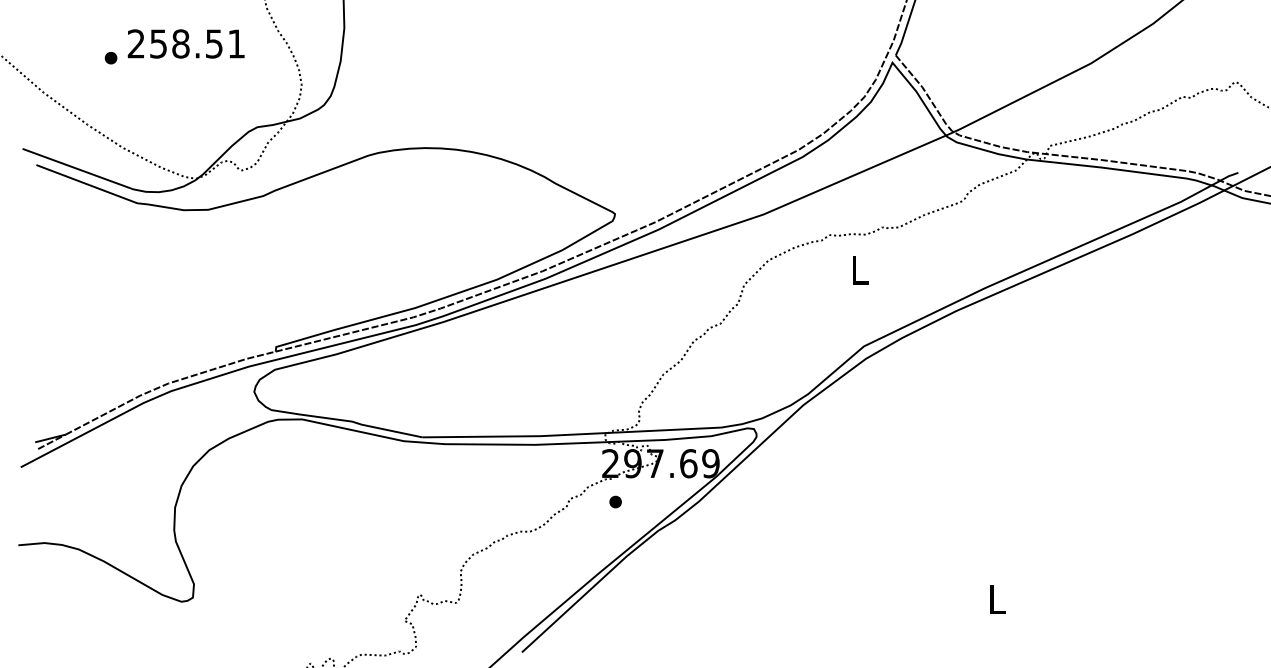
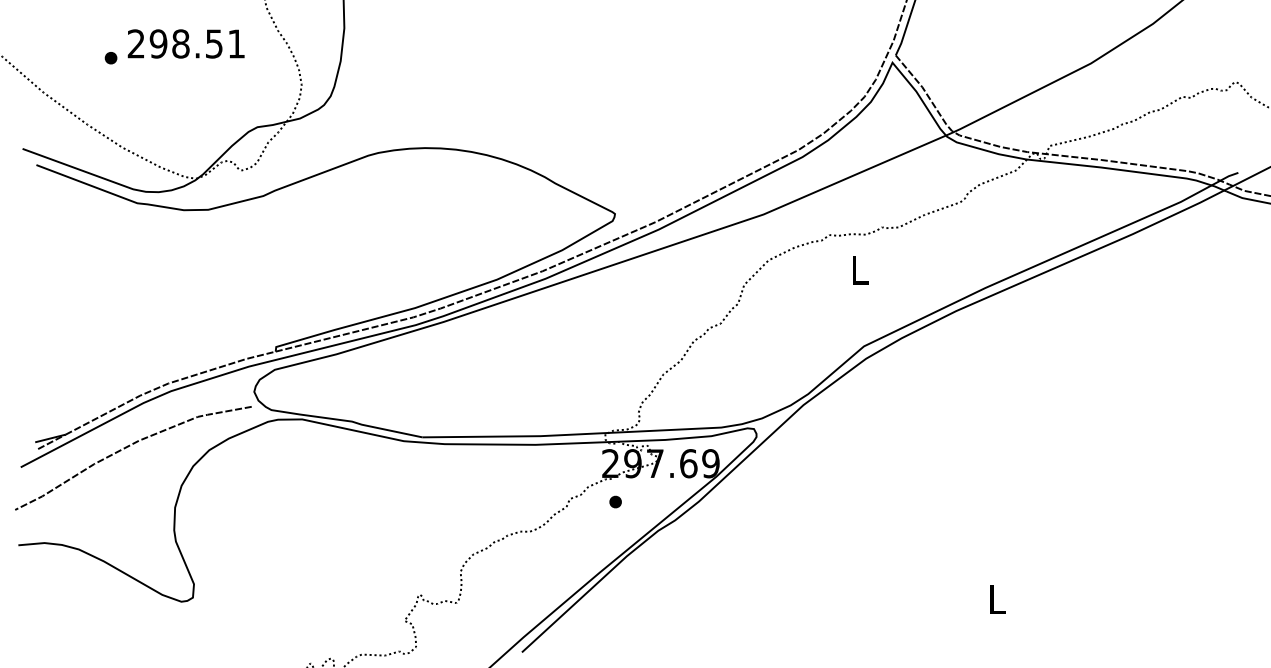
text: 258.51 -> 298.51 (158, 43)
curve: none -> present (128, 447)
